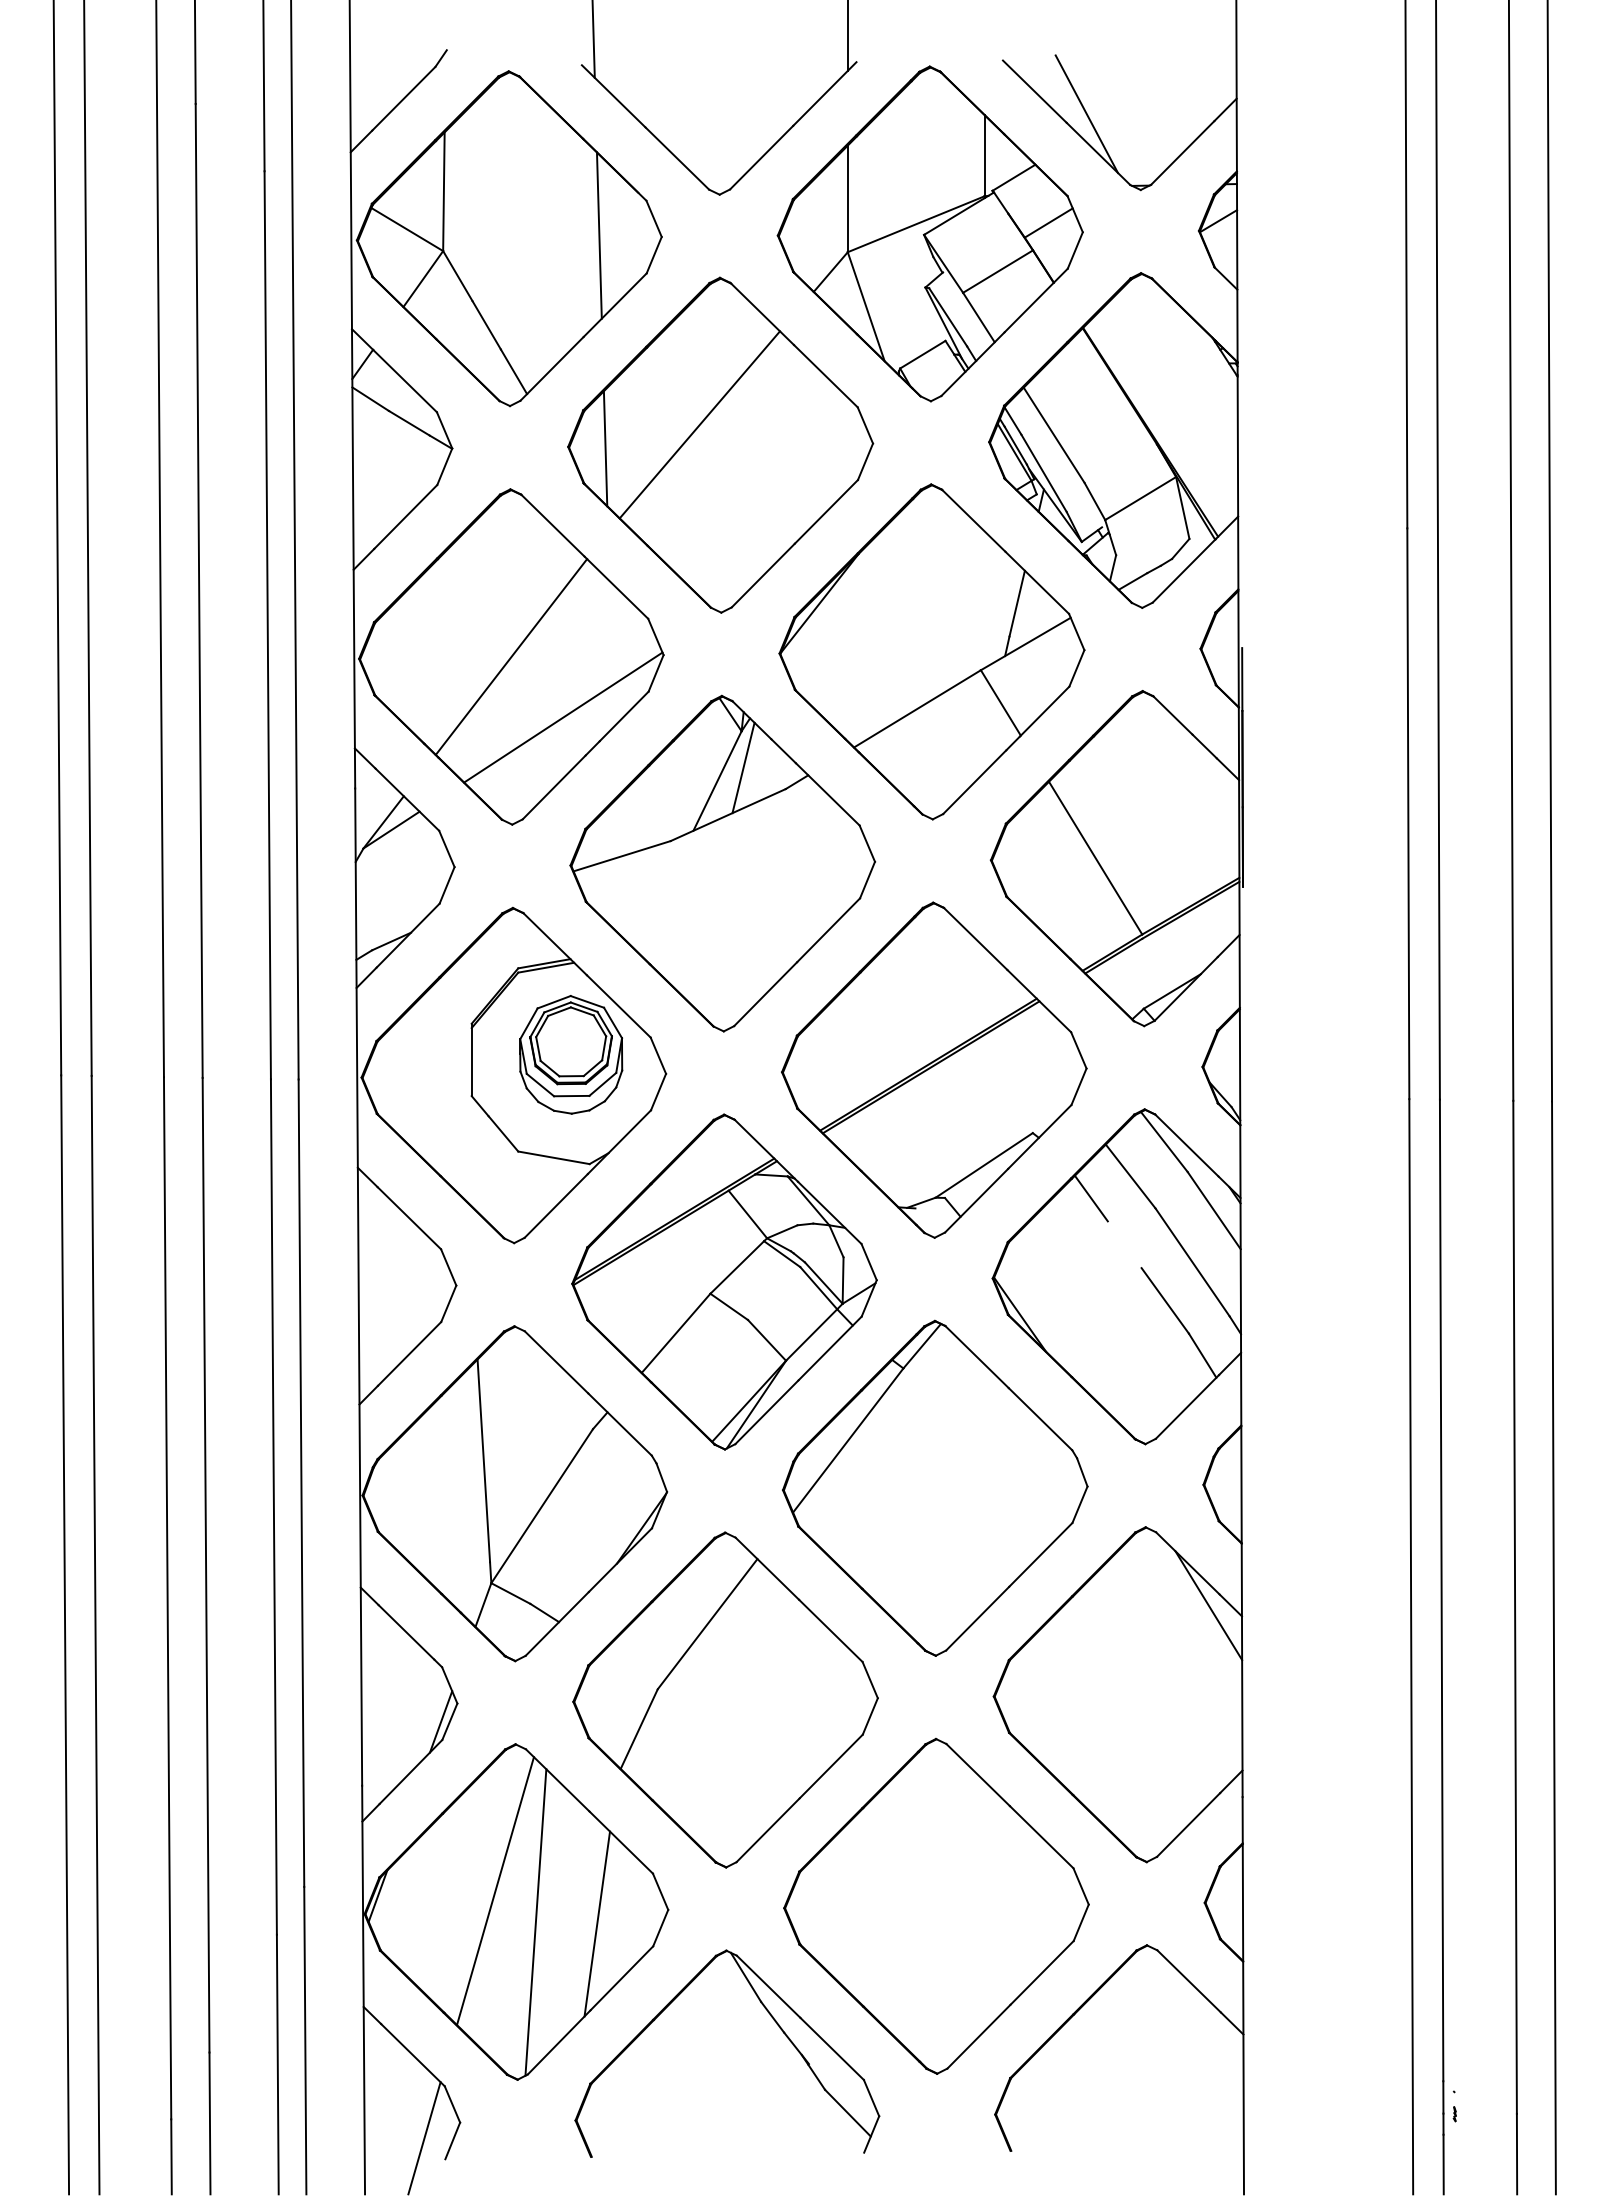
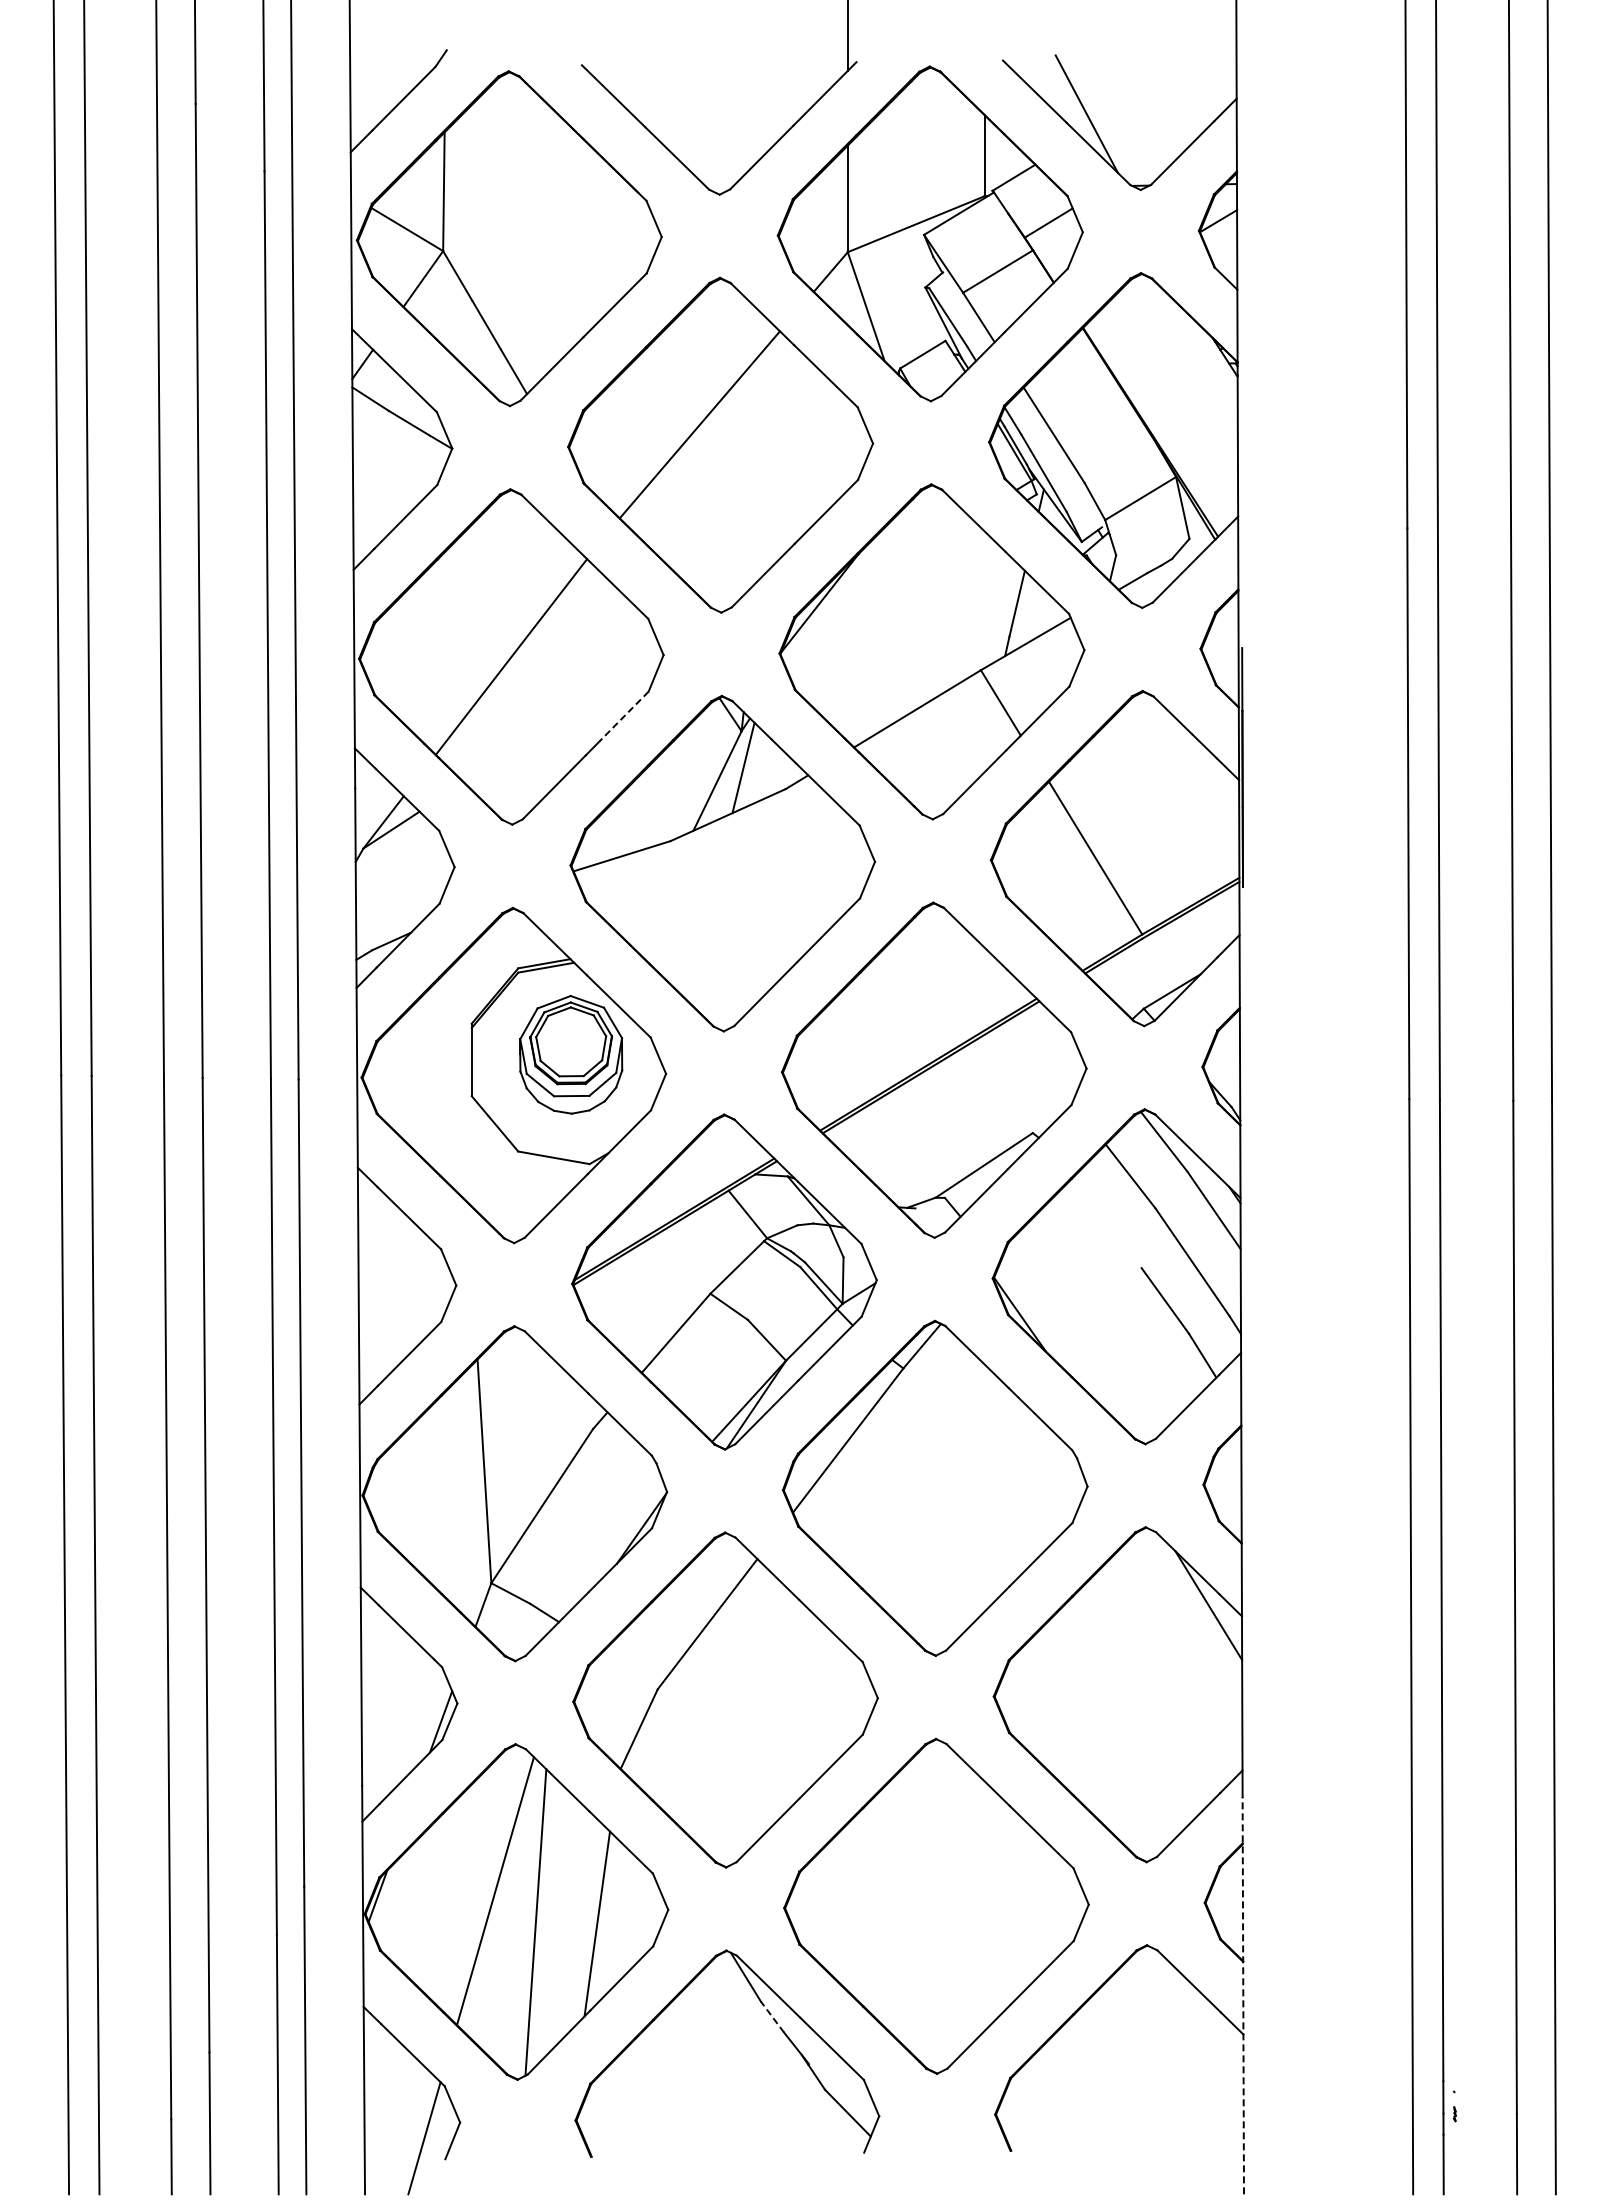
line: present -> none (593, 39)
line: present -> none (598, 235)
line: present -> none (605, 448)
line: solid -> dashed (624, 716)
line: present -> none (563, 717)
line: present -> none (1090, 1198)
line: solid -> dashed (1243, 1995)
line: solid -> dashed (772, 2016)
